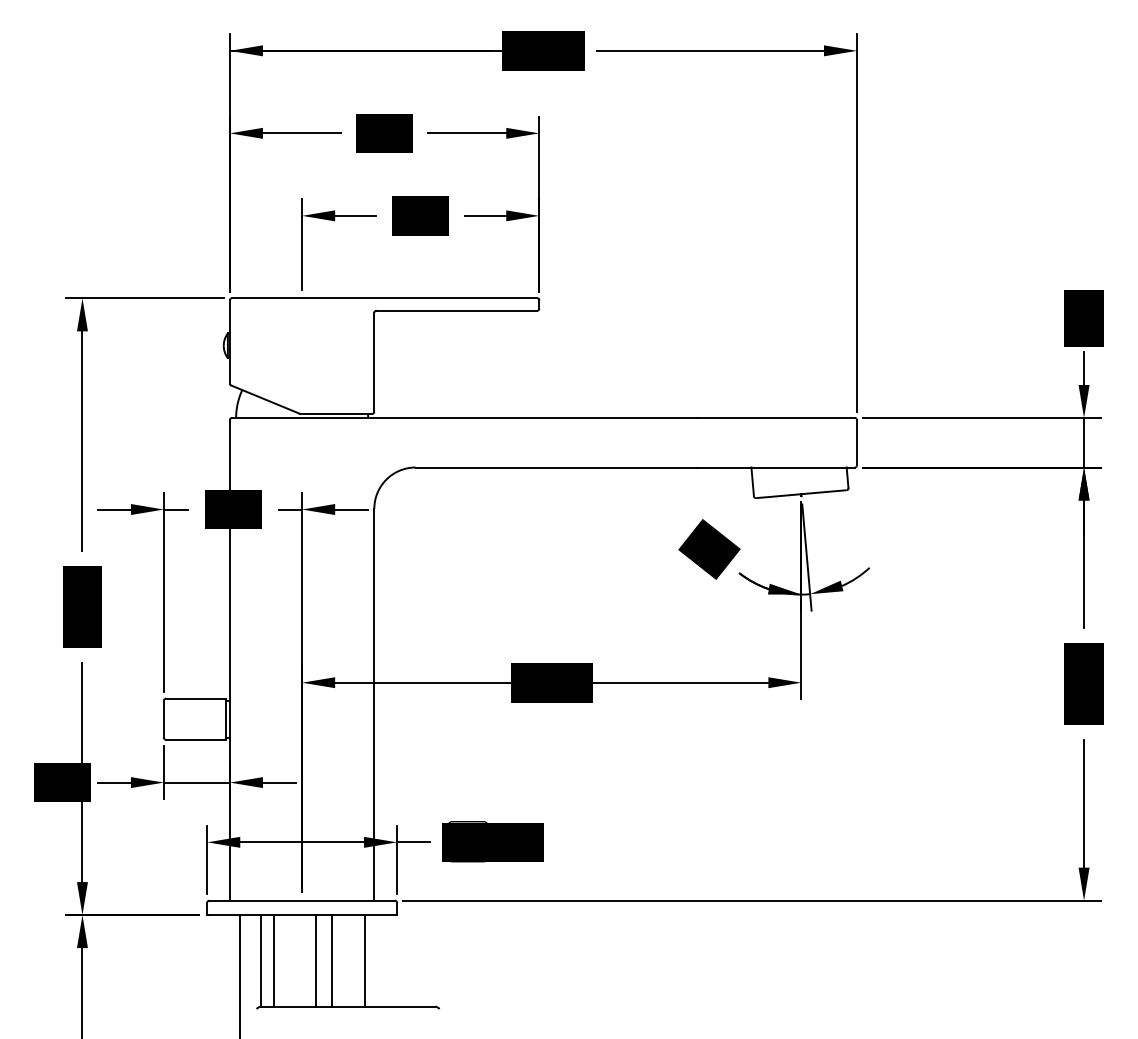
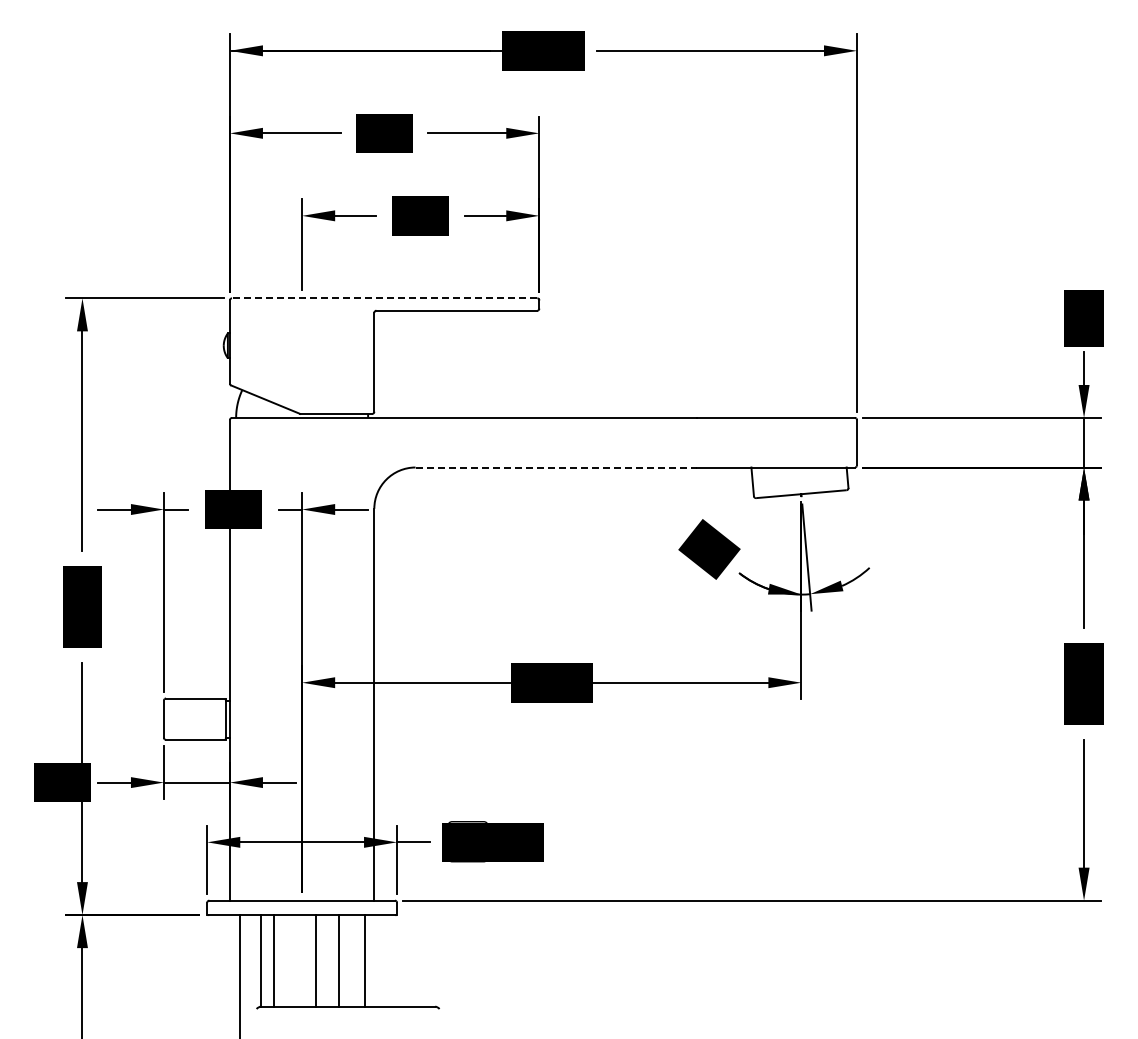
line: solid -> dashed (384, 298)
line: solid -> dashed (556, 467)
line position: (331, 960) -> (338, 960) (338, 960)
